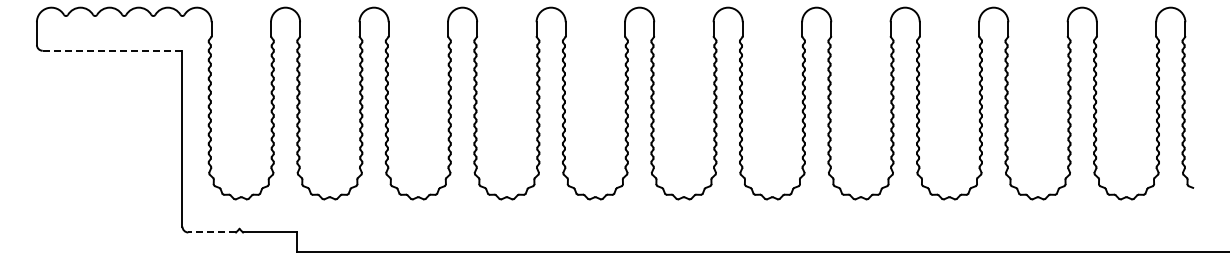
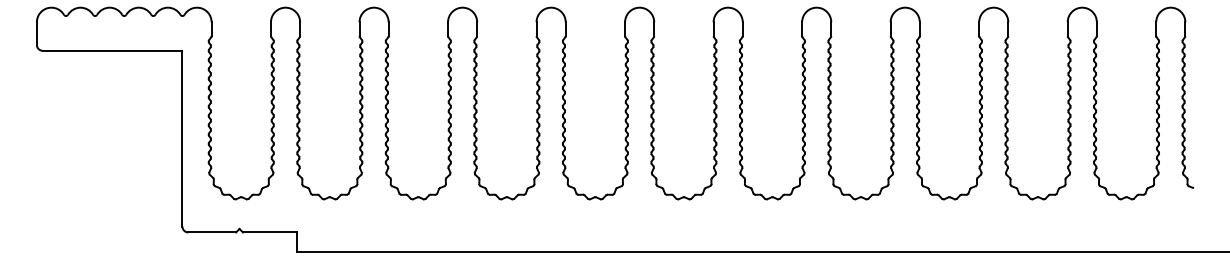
line: dashed -> solid (112, 50)
line: dashed -> solid (212, 232)
